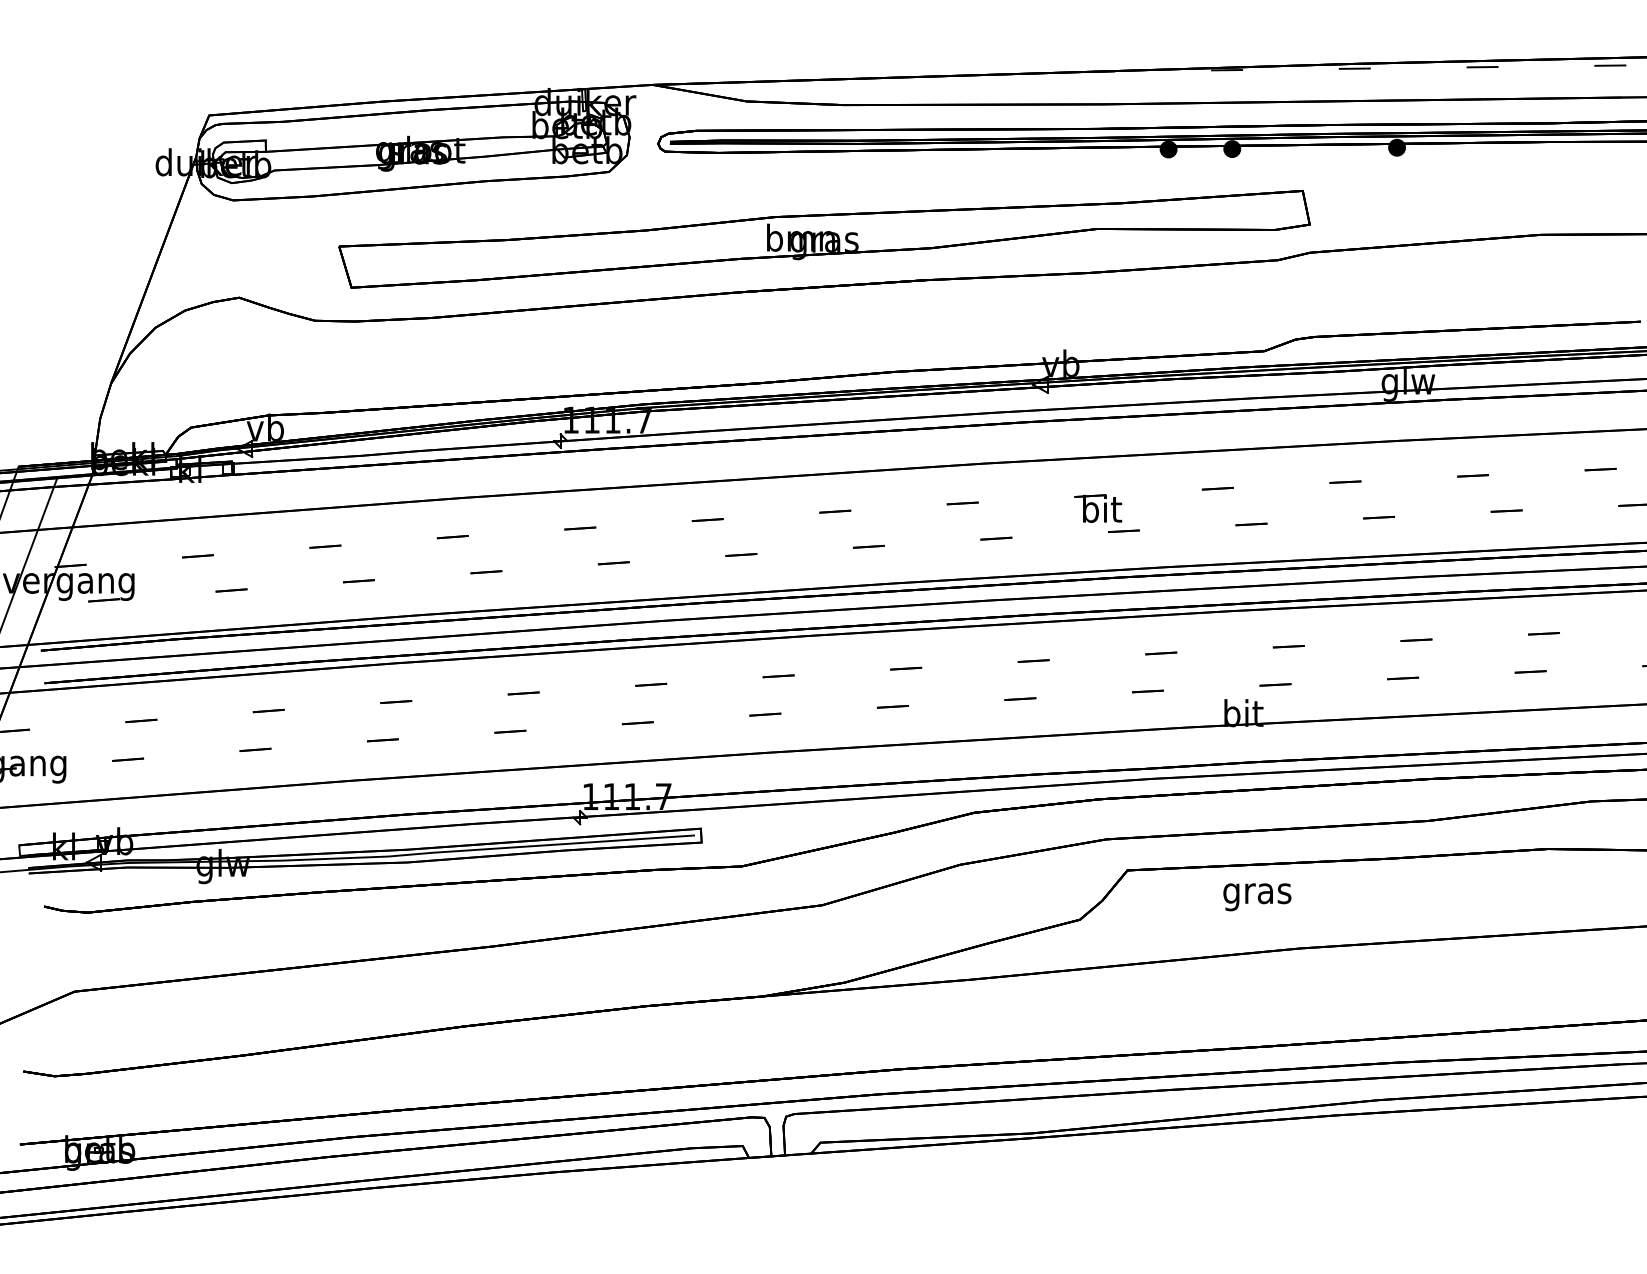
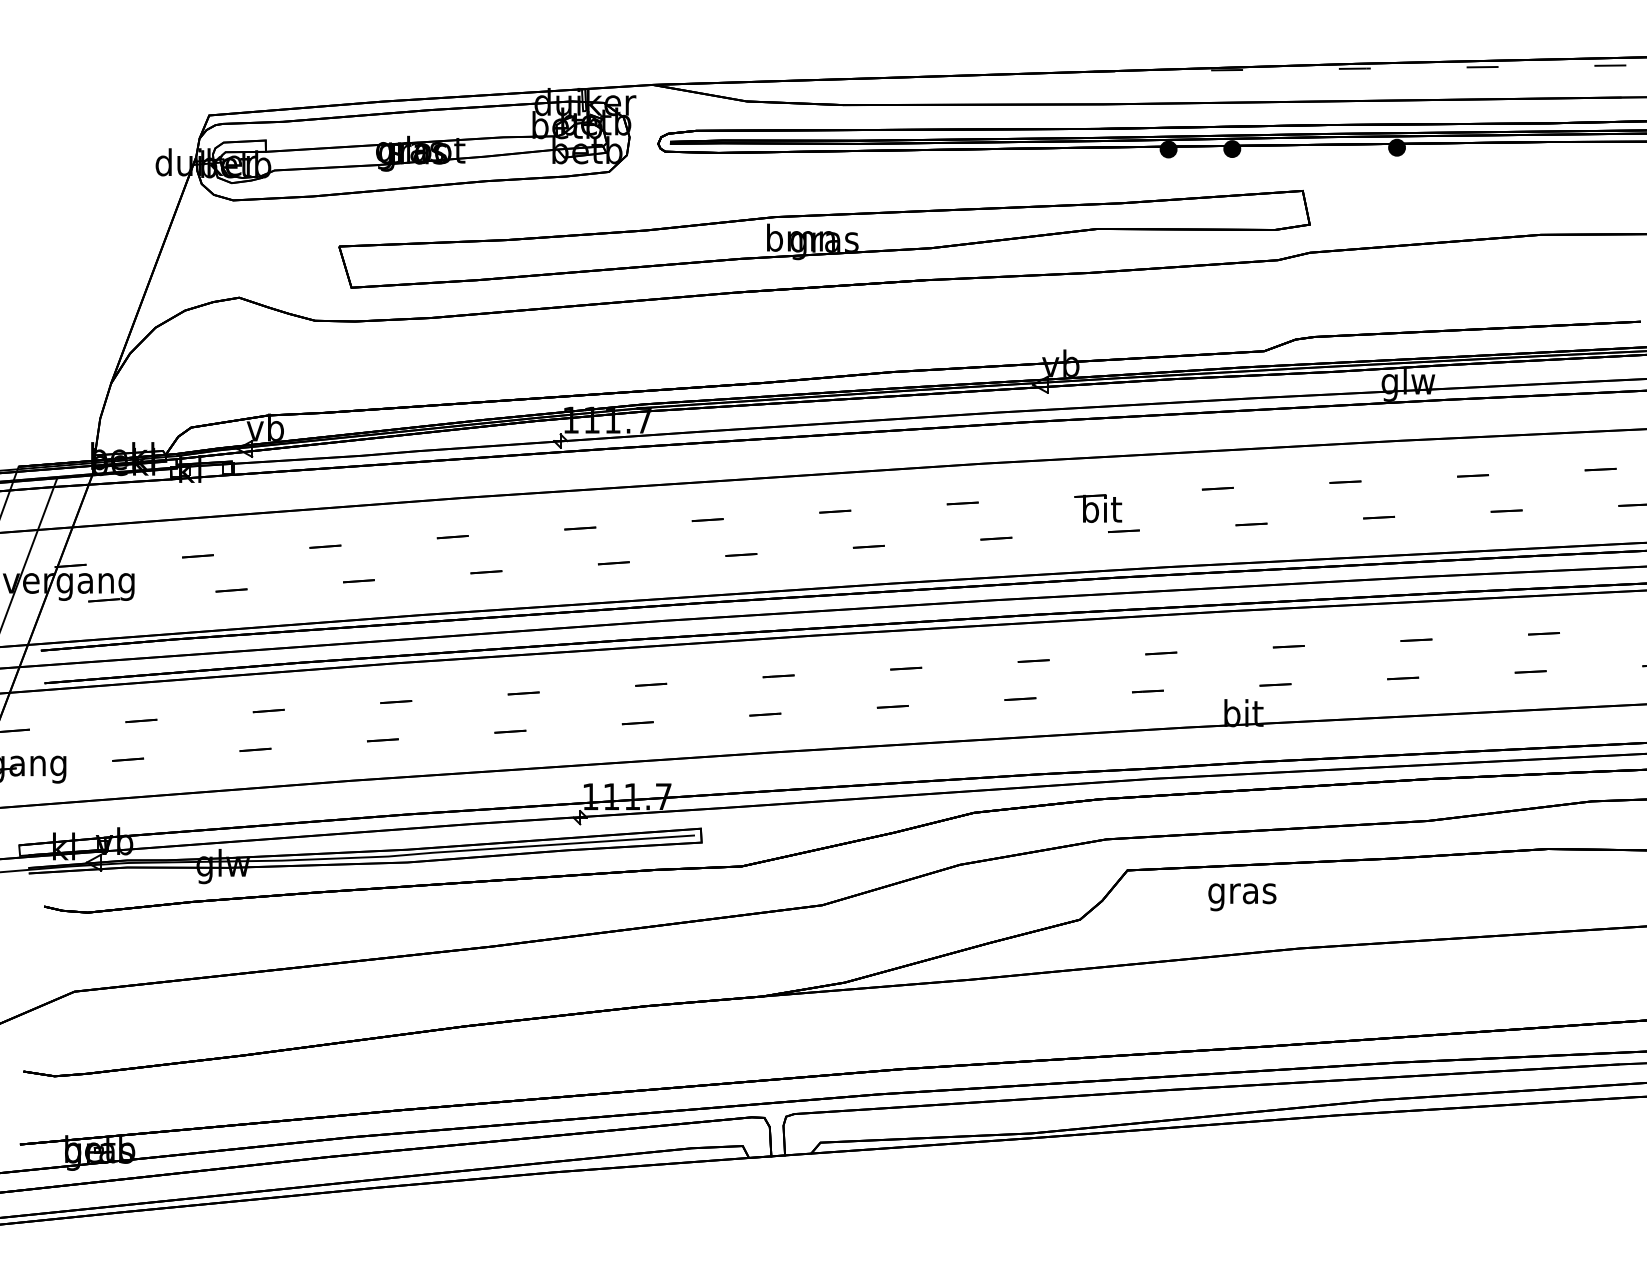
text position: (1257, 897) -> (1242, 897) (1242, 897)
